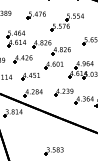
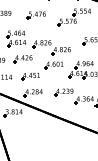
part position: (66, 22) -> (73, 17) (73, 17)
part: present -> none (53, 151)
